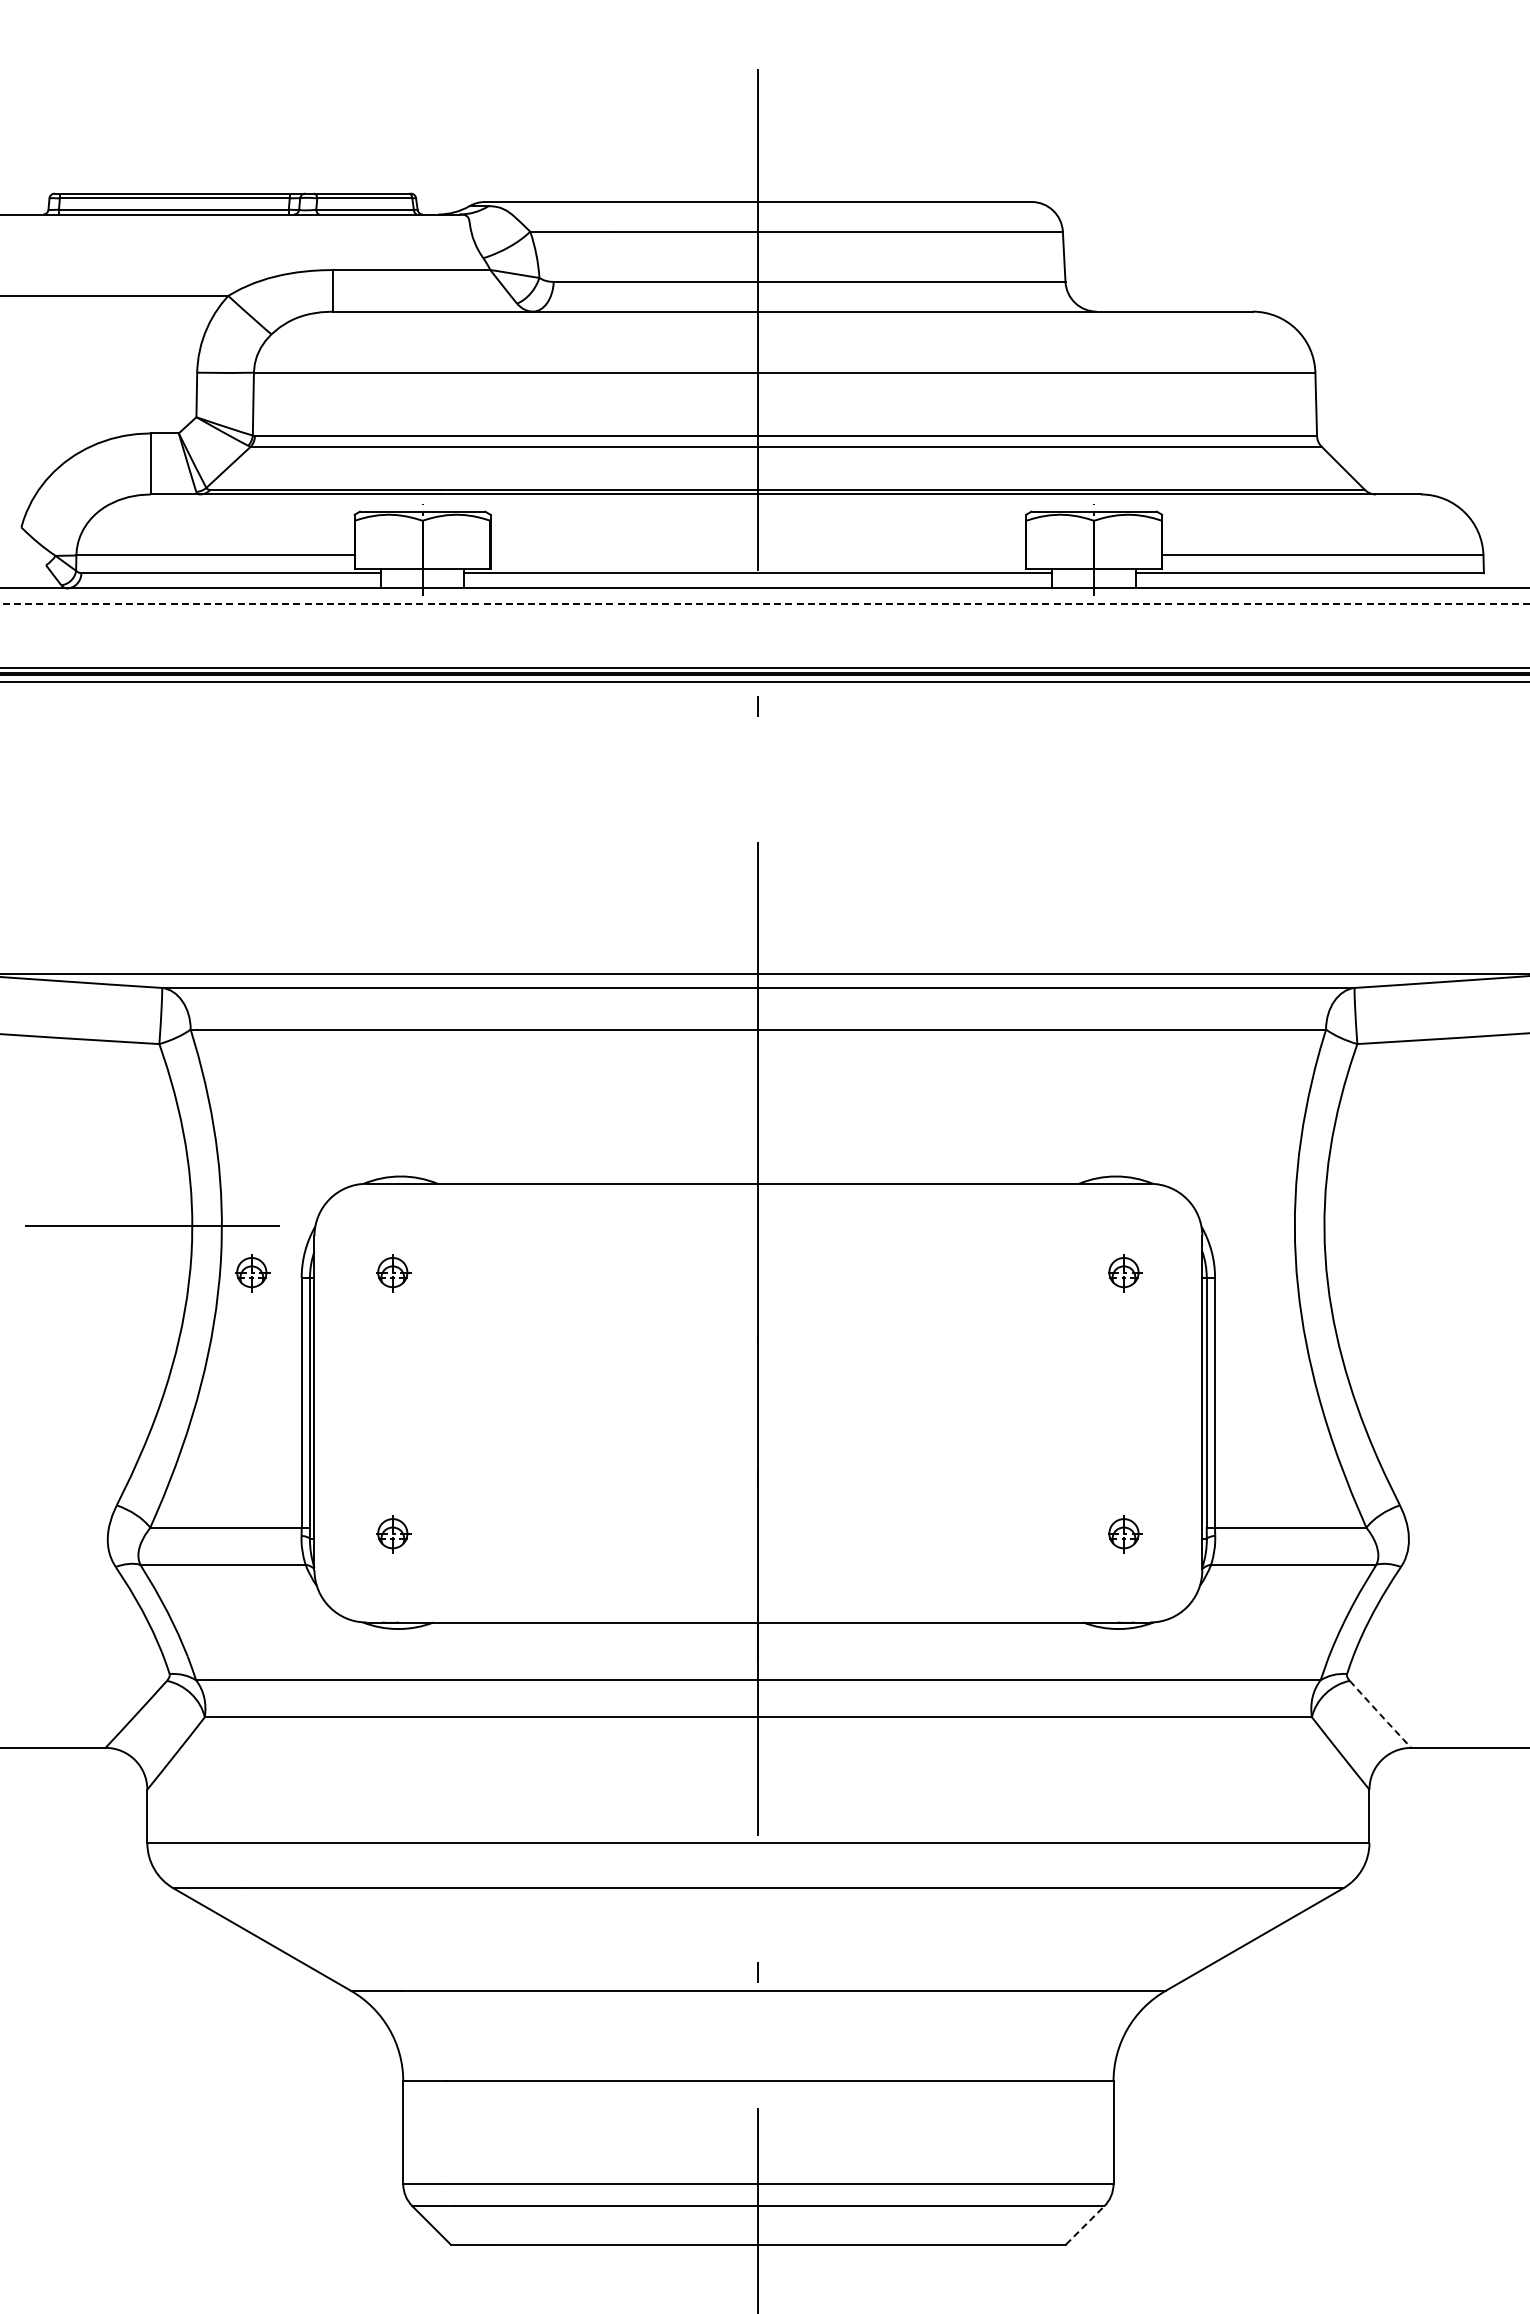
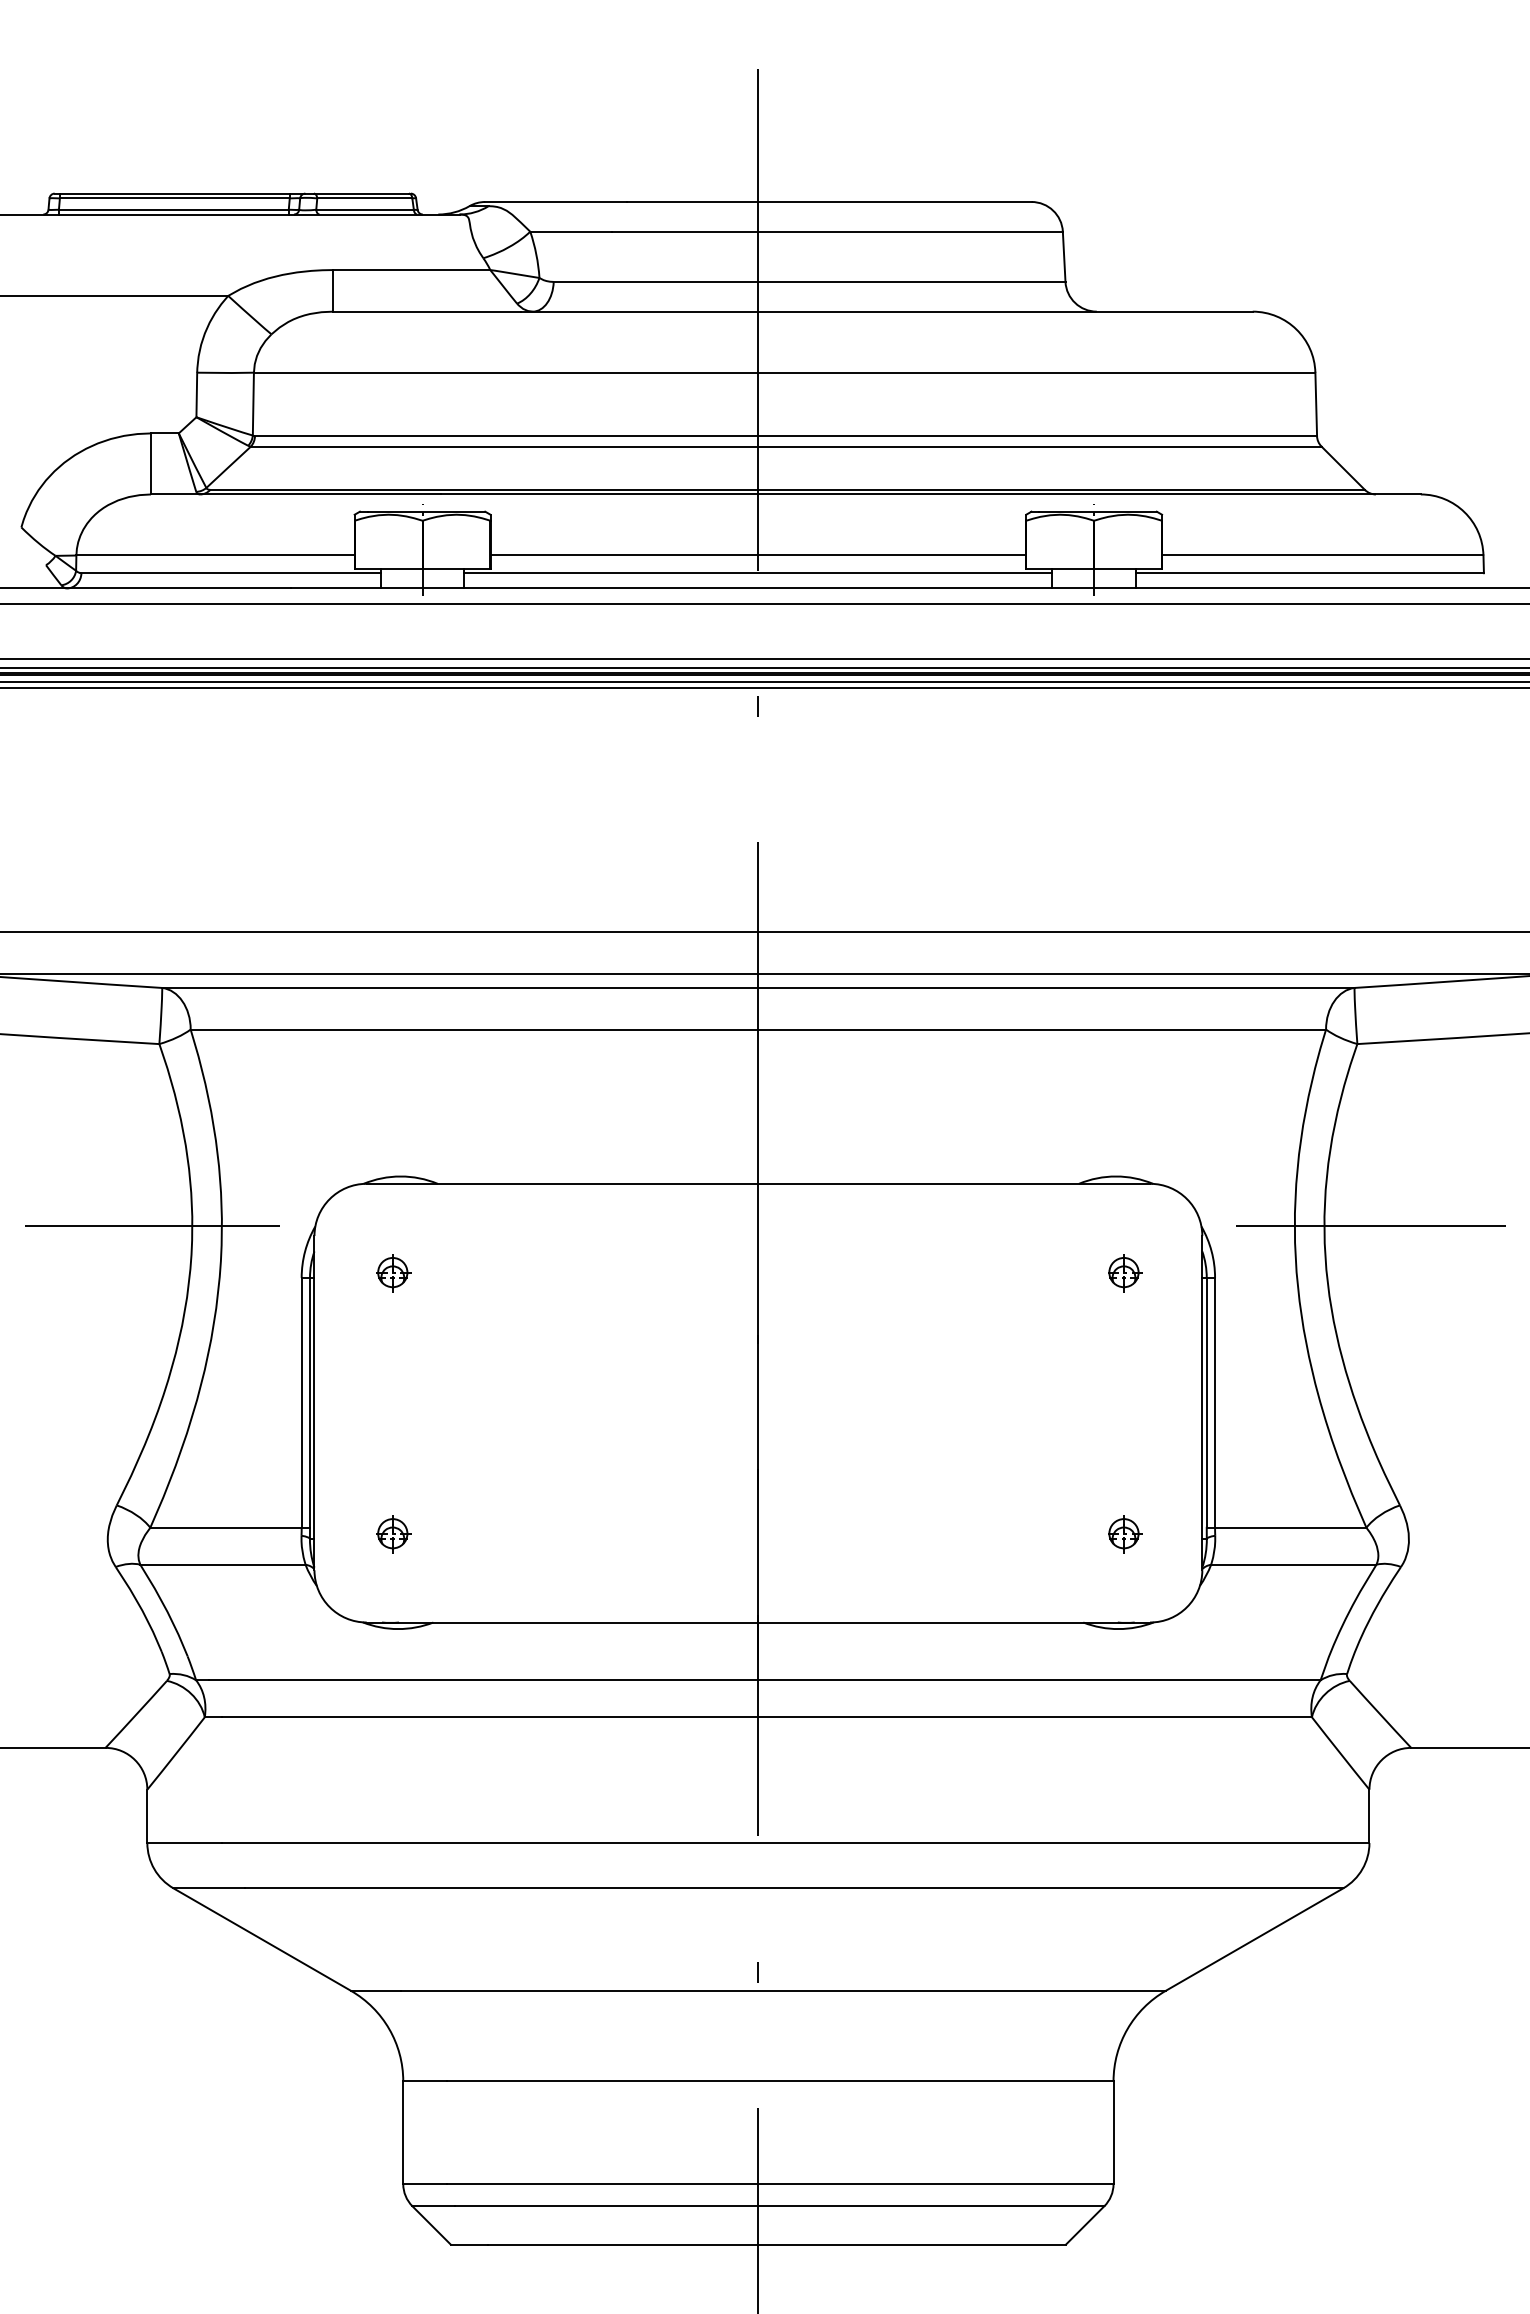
line: none -> present (758, 555)
line: dashed -> solid (765, 603)
line: none -> present (764, 658)
line: none -> present (764, 687)
line: none -> present (764, 932)
line: none -> present (1380, 1225)
part: present -> none (252, 1273)
arc: dashed -> solid (1380, 1714)
line: dashed -> solid (1085, 2225)
